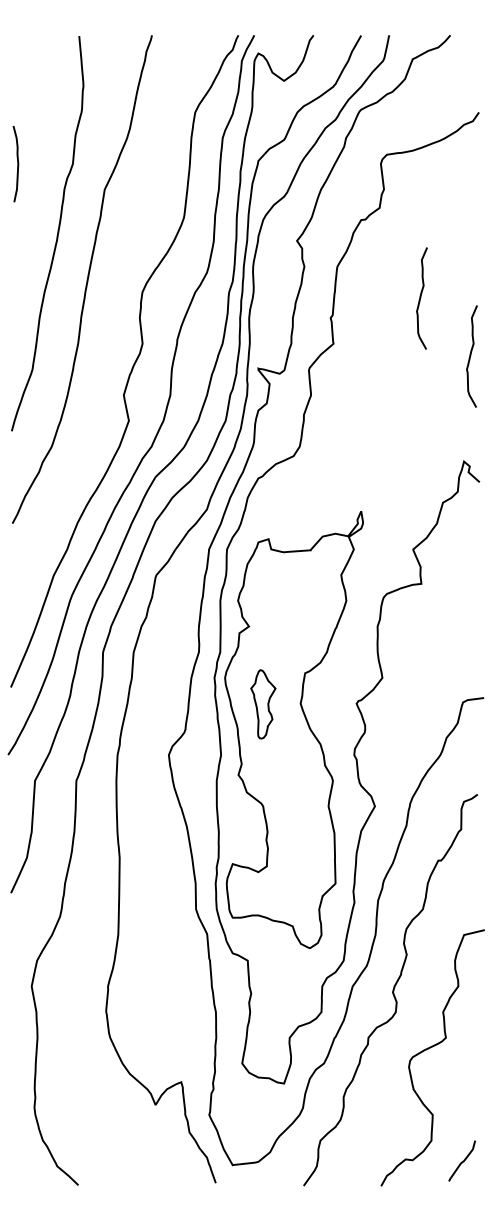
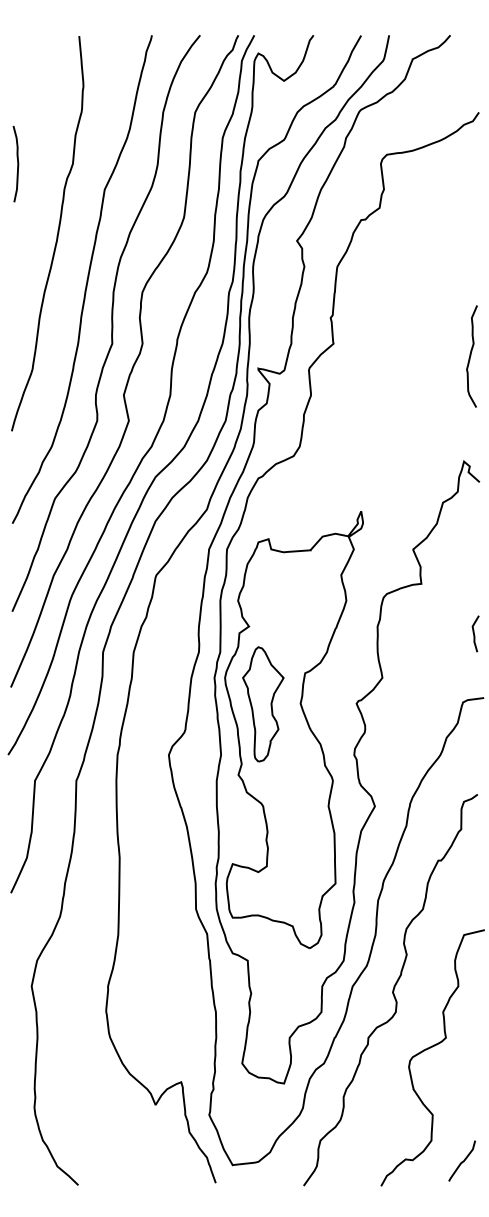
curve: present -> none (421, 297)
curve: none -> present (111, 323)
line: none -> present (474, 633)
part size: 27x71 px -> 43x117 px (263, 704)
